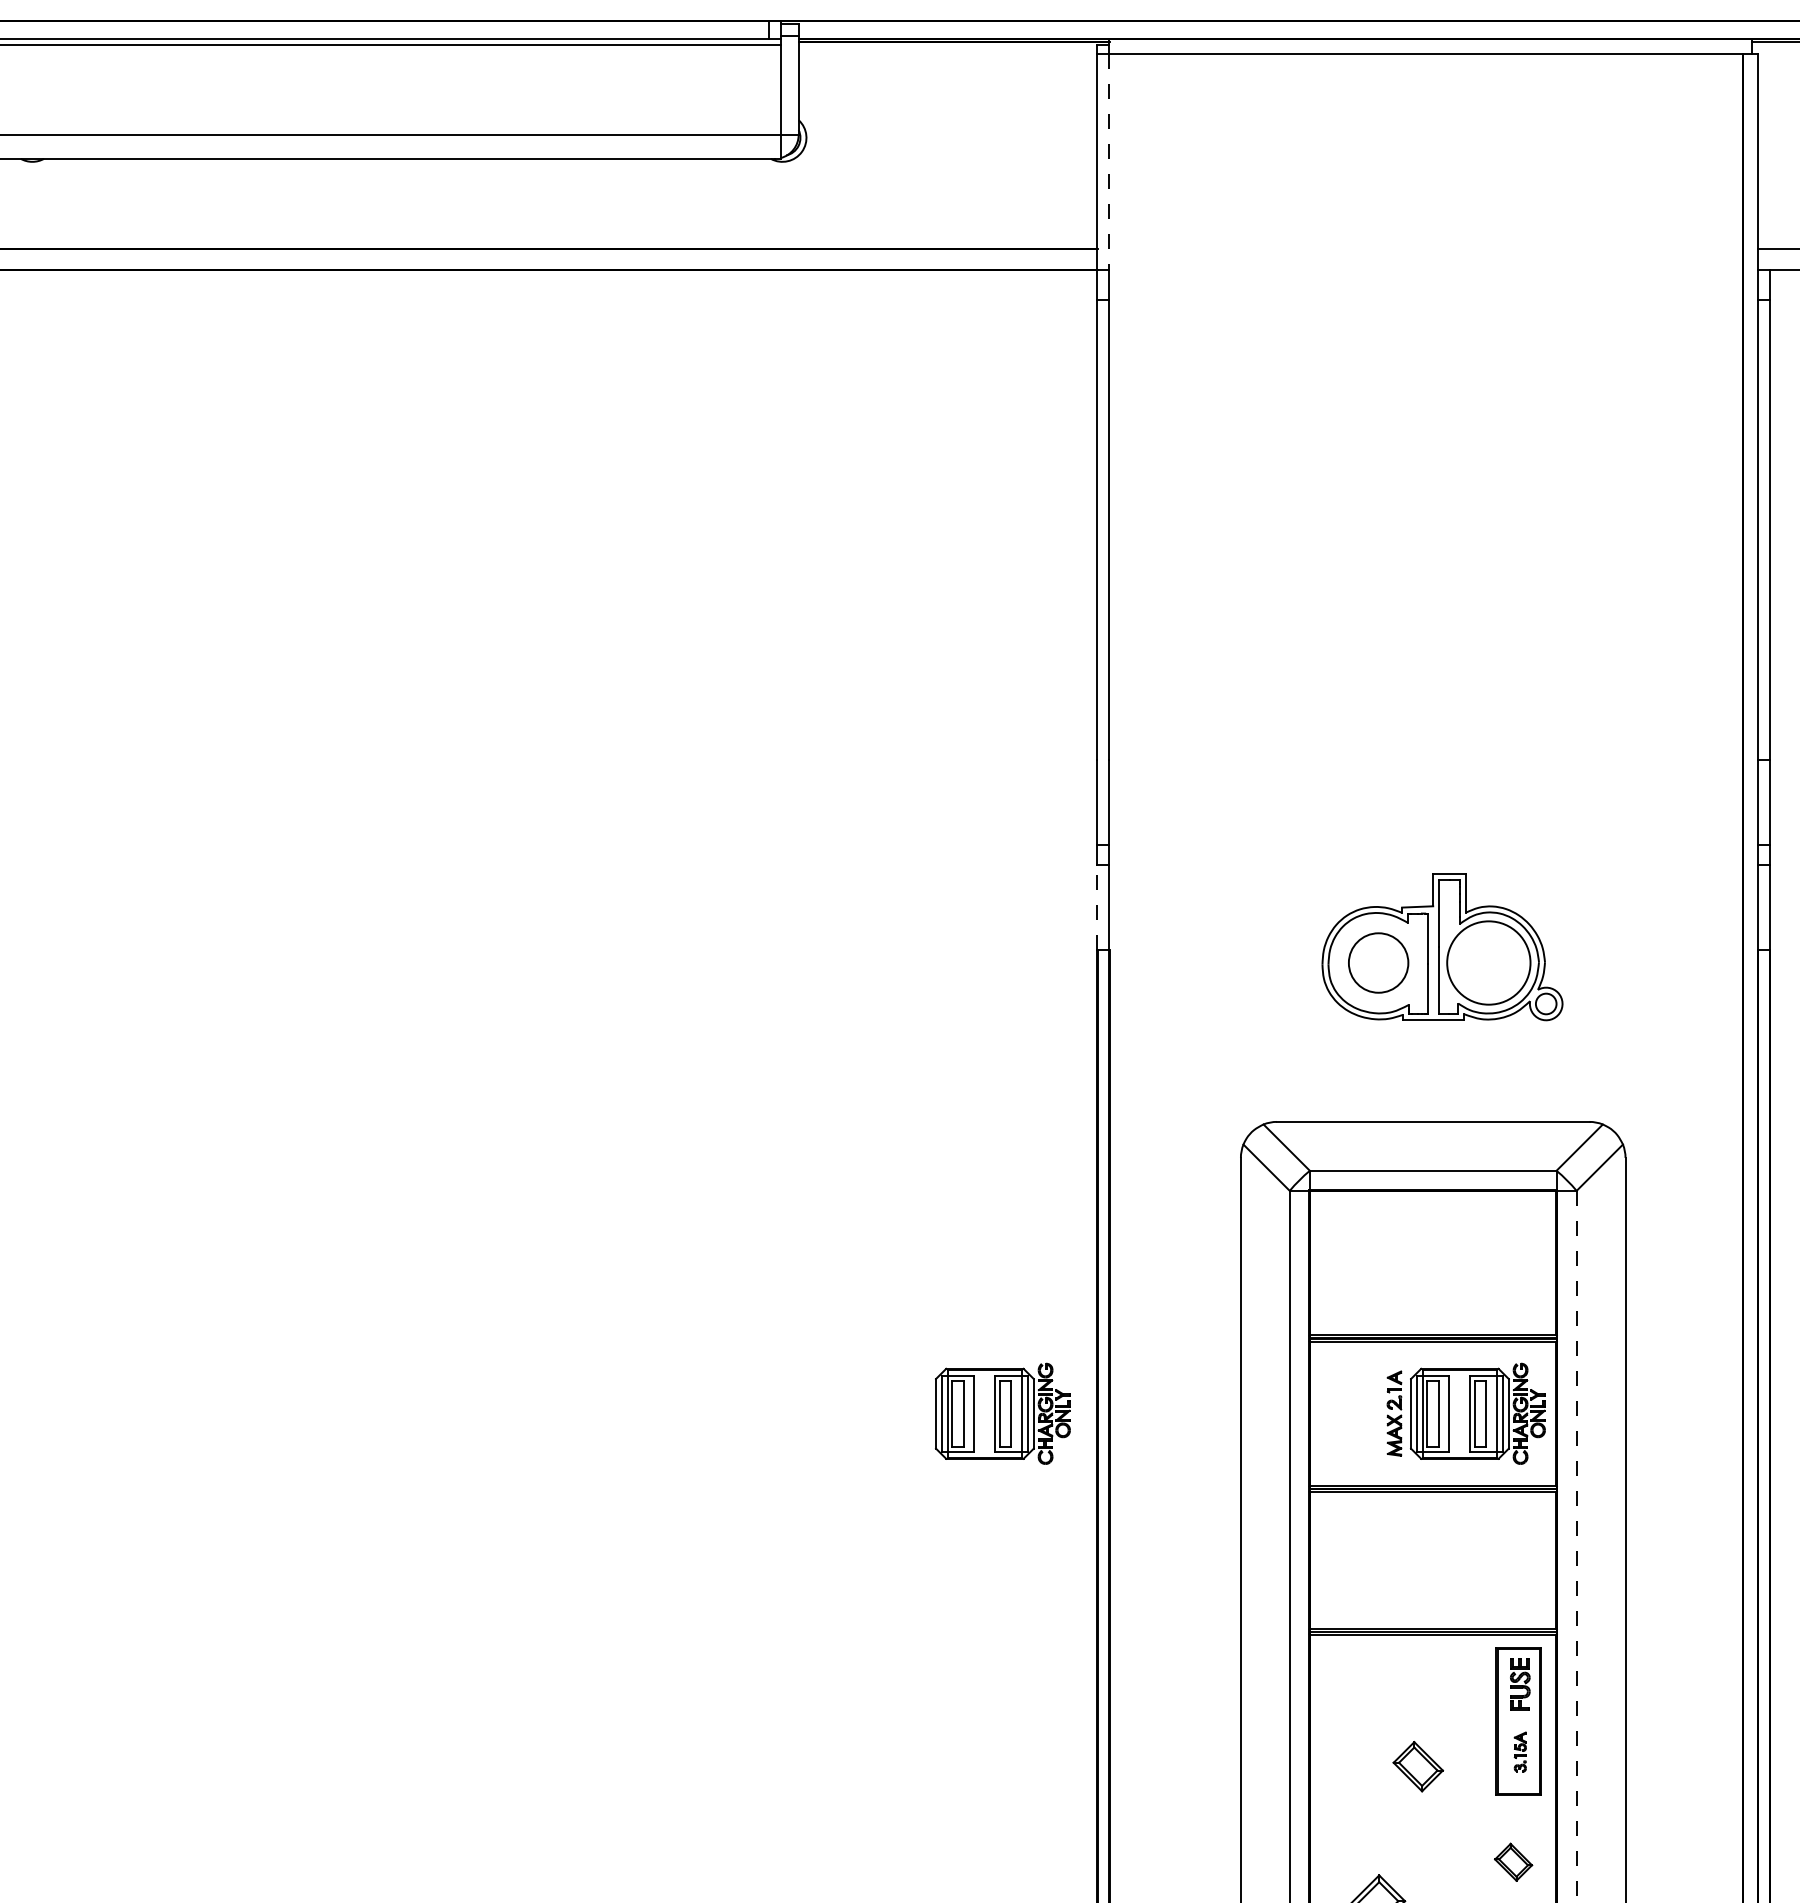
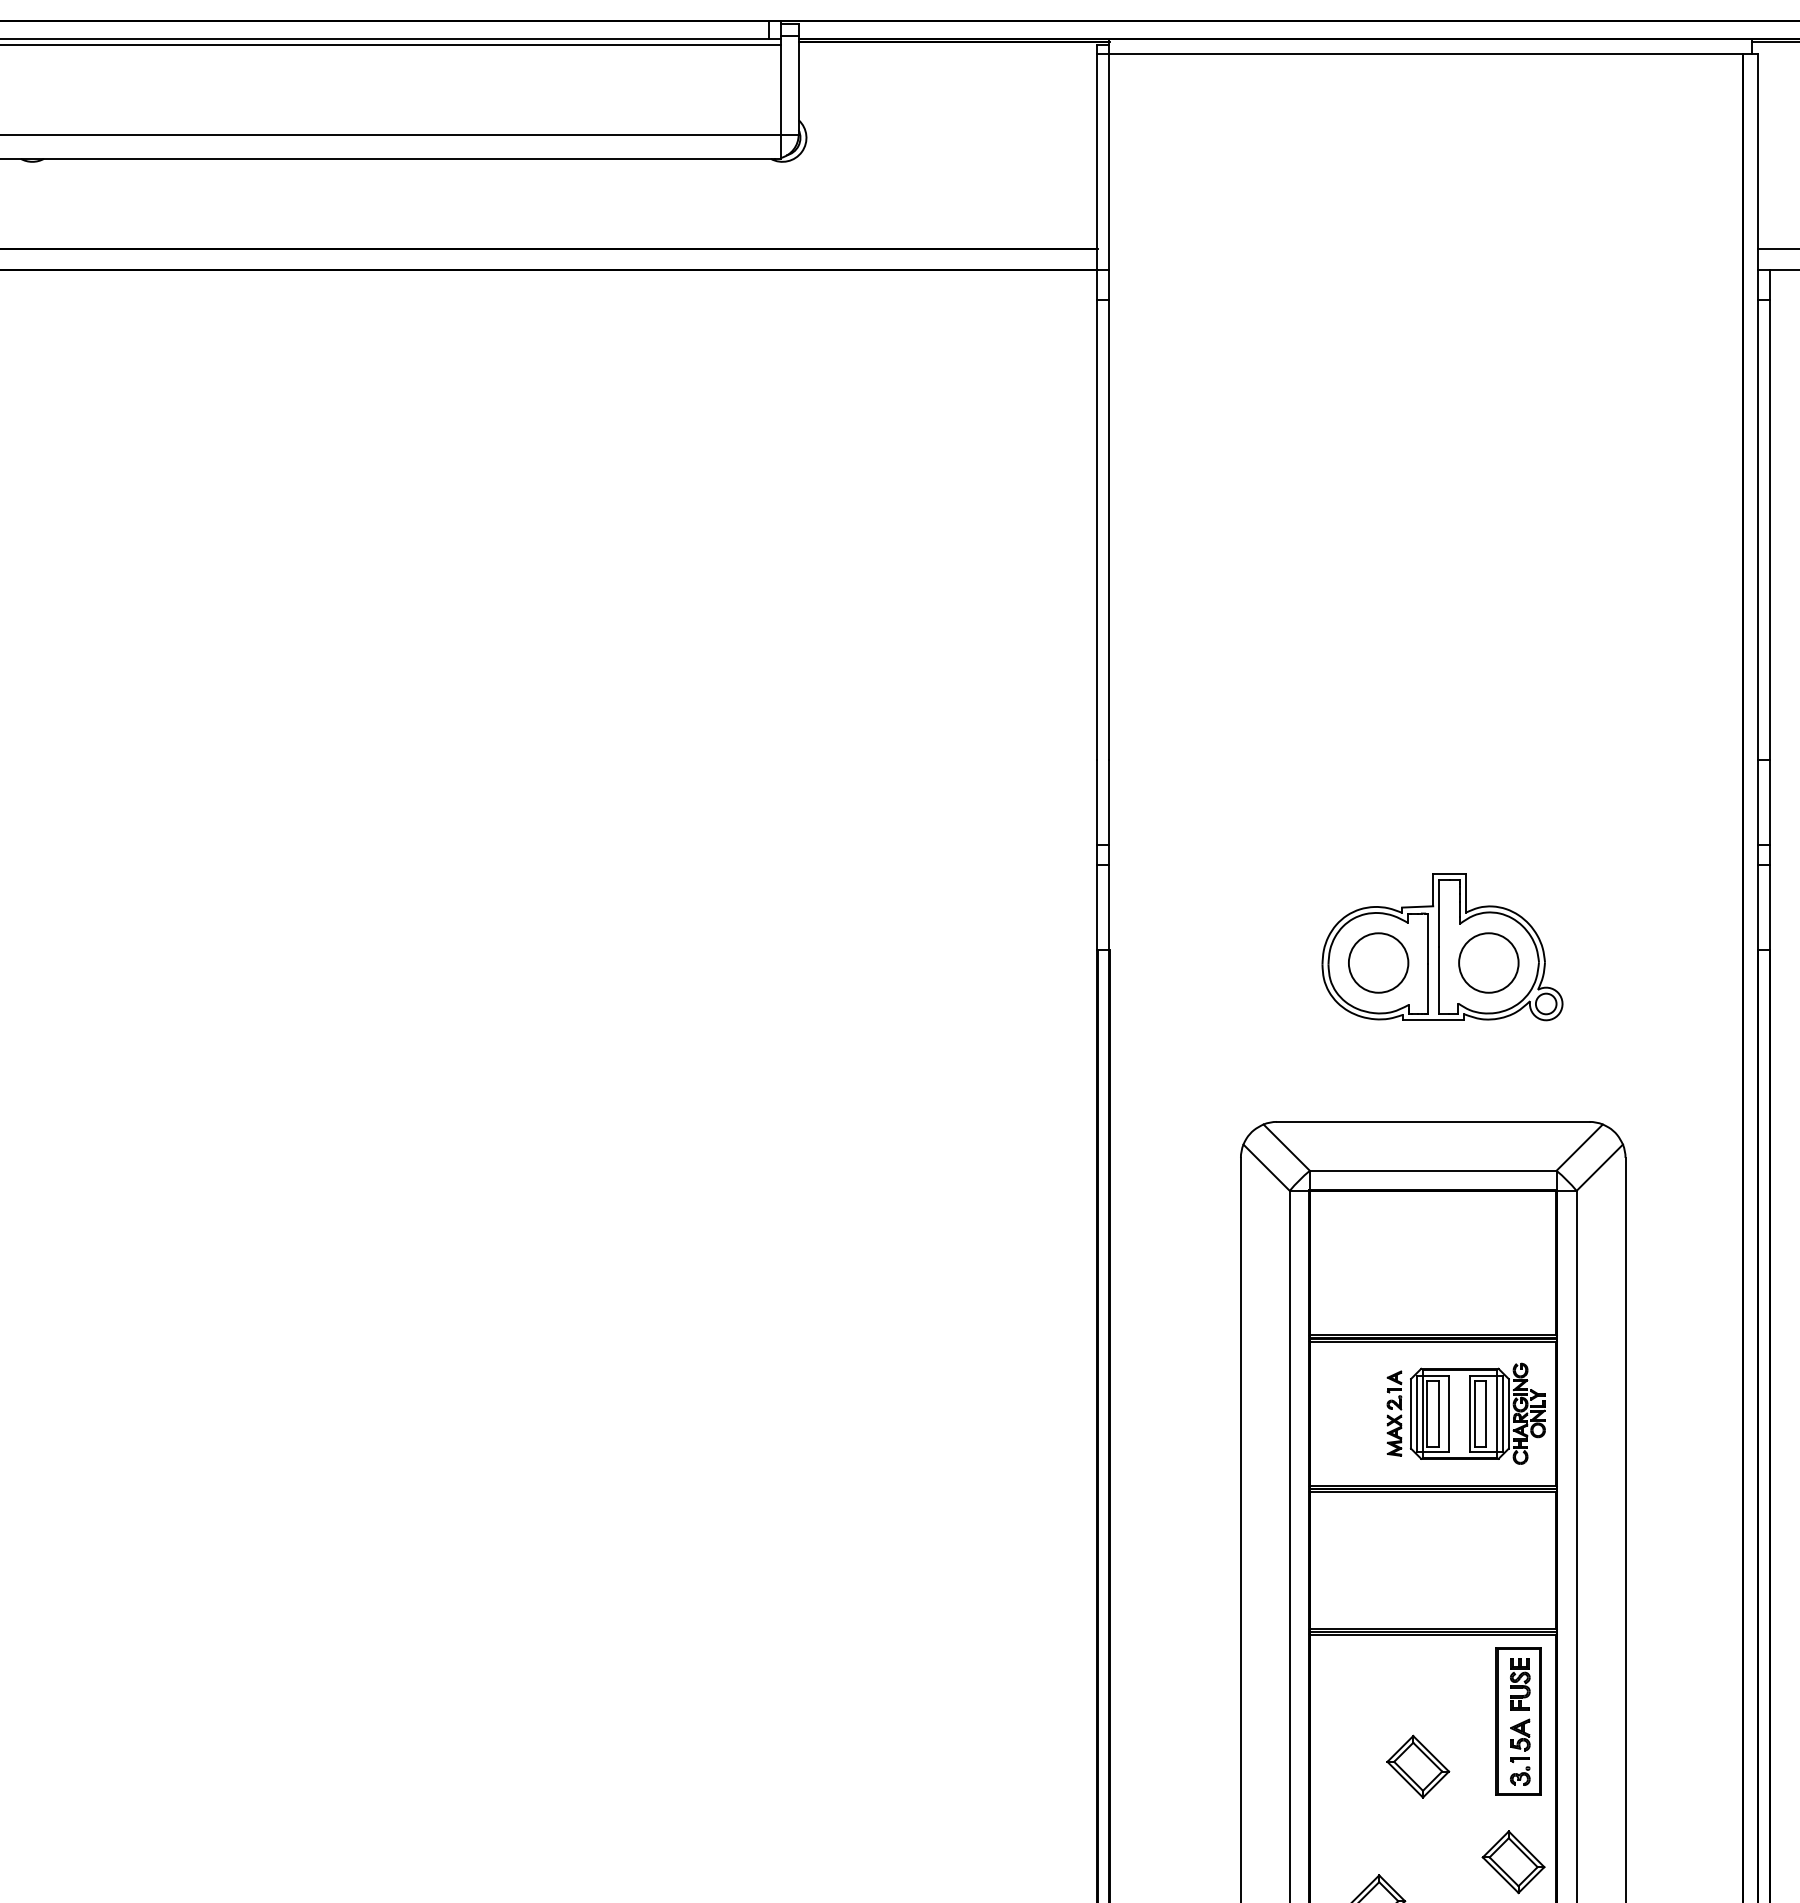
line: dashed -> solid (1109, 162)
line: dashed -> solid (1097, 906)
circle diameter: 83 px -> 60 px (1488, 962)
part: present -> none (1002, 1413)
line: dashed -> solid (1576, 1546)
part size: 14x42 px -> 21x68 px (1520, 1751)
part size: 53x52 px -> 65x65 px (1418, 1766)
part size: 40x40 px -> 65x65 px (1513, 1862)
